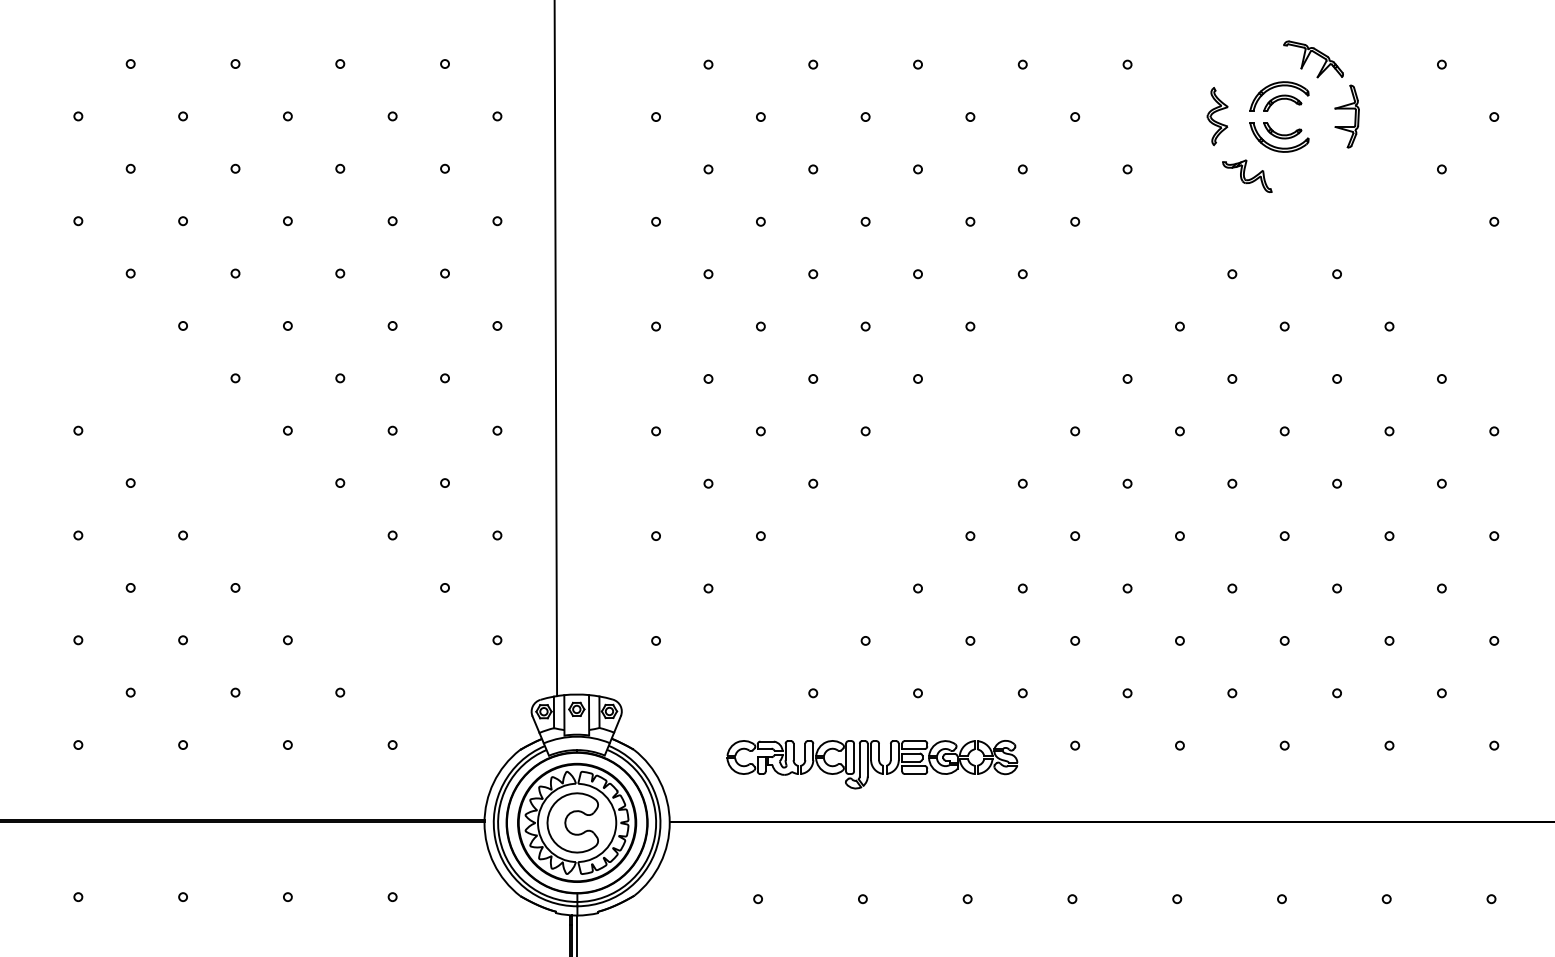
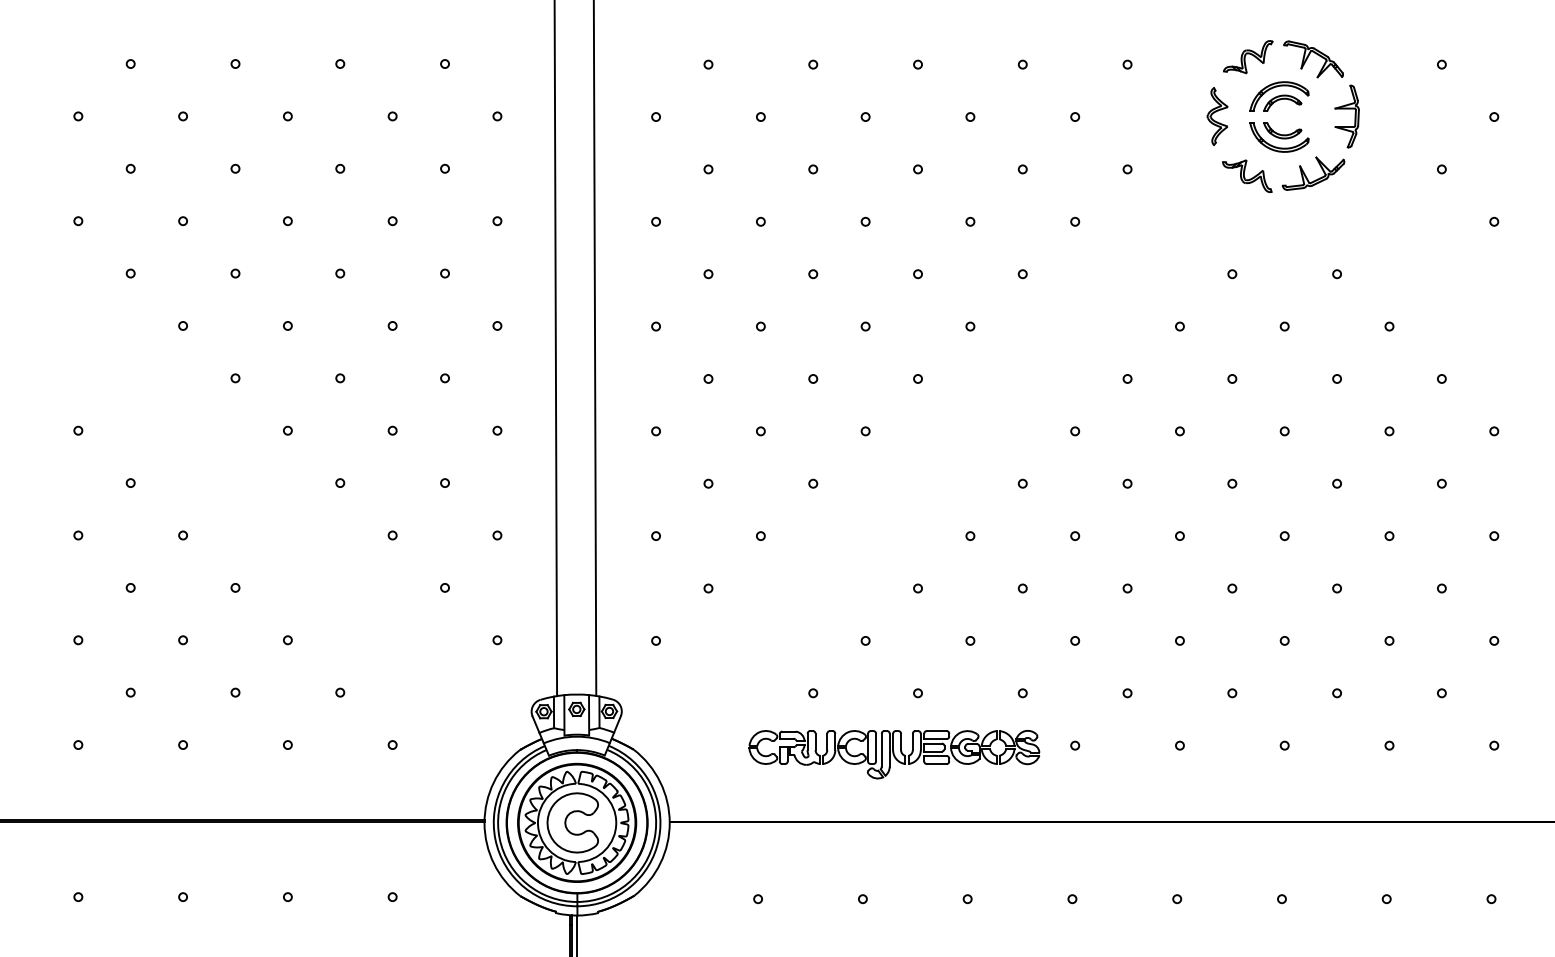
part: none -> present (1248, 57)
part: none -> present (1315, 179)
line: none -> present (594, 348)
part position: (872, 764) -> (894, 754) (894, 754)
